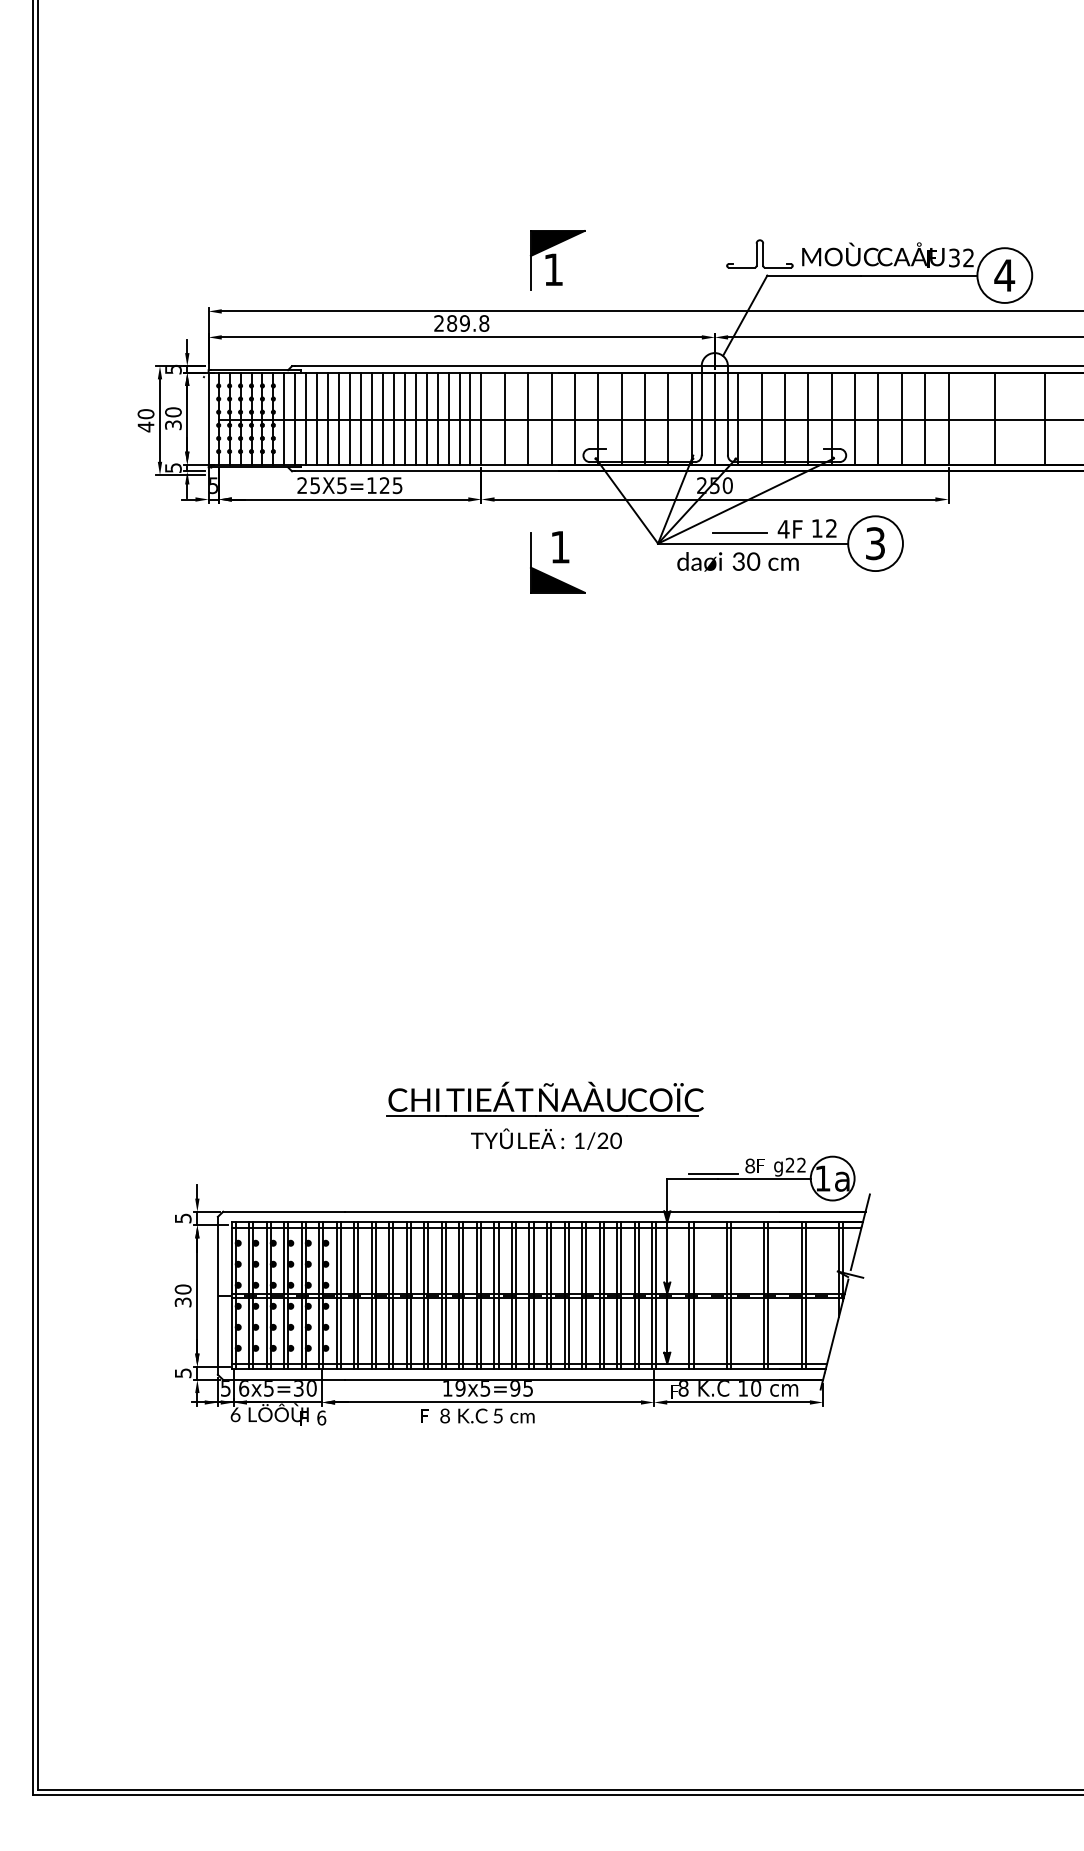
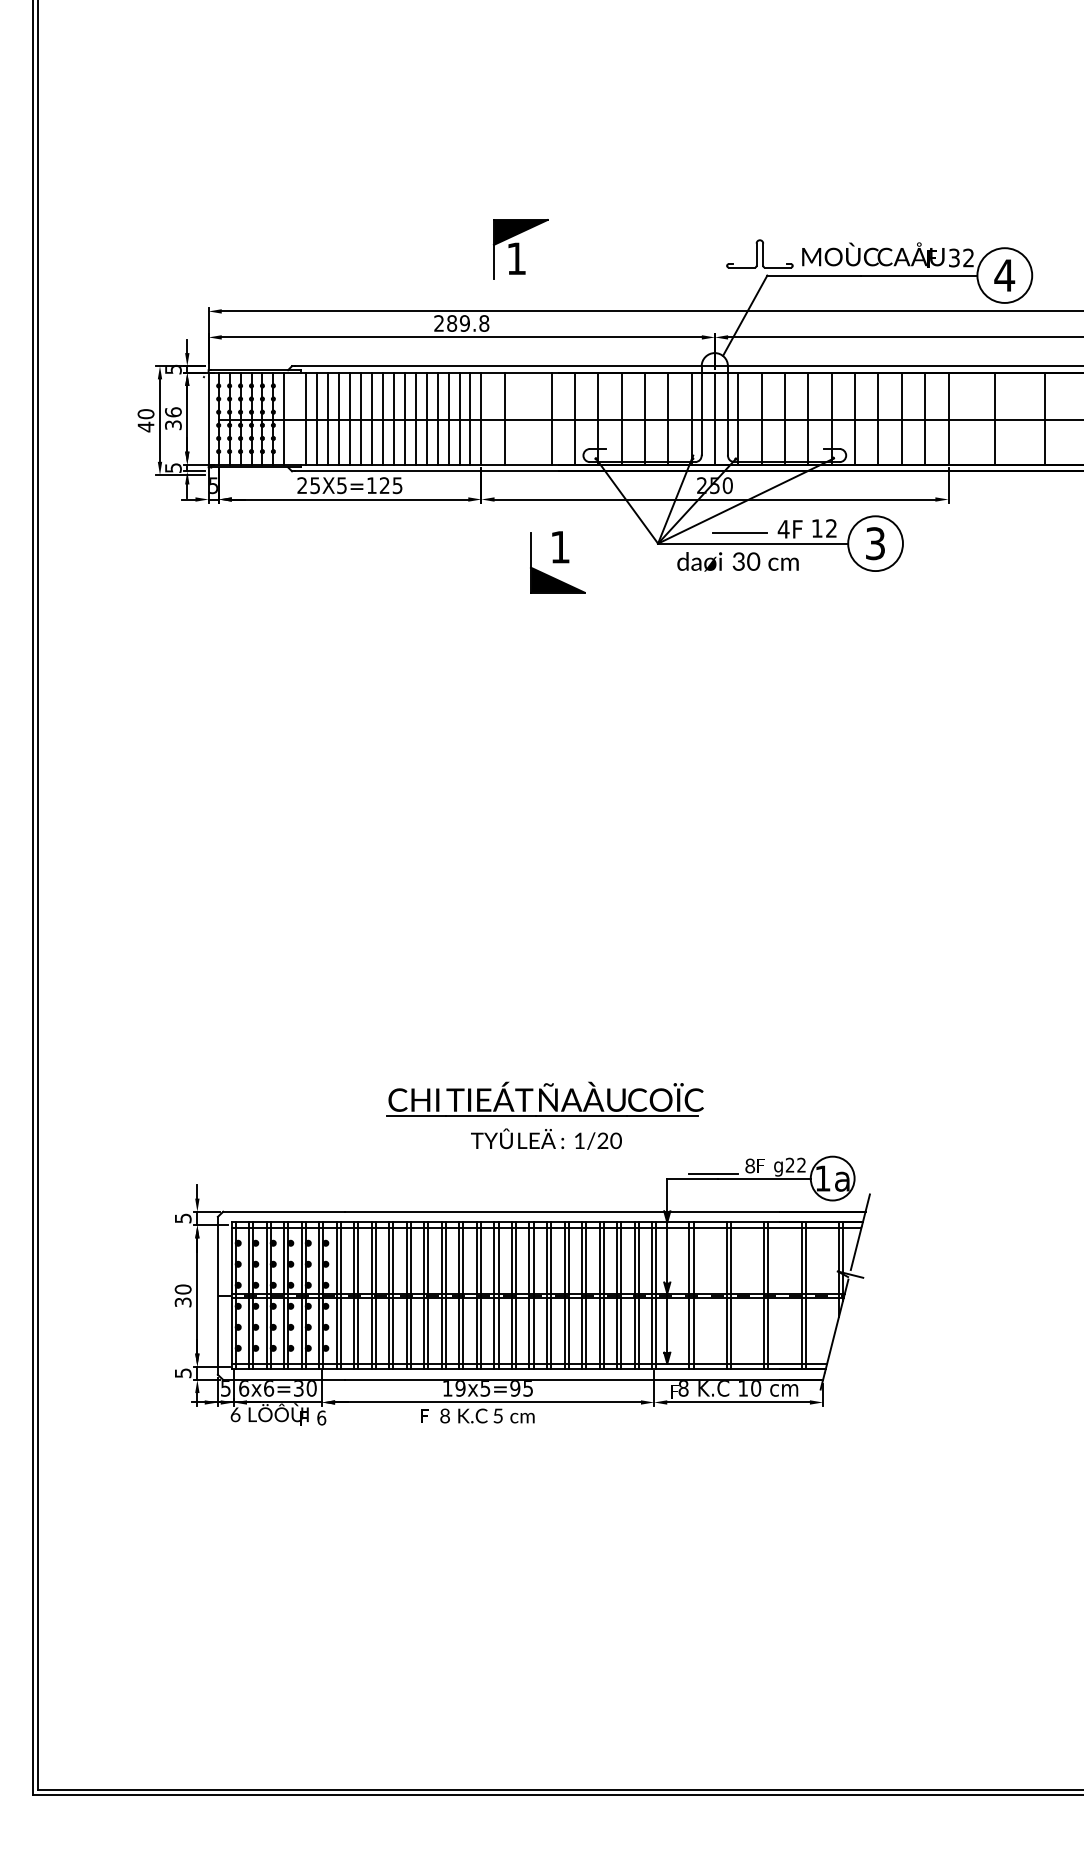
part position: (557, 260) -> (520, 249) (520, 249)
text: 30 -> 36 (173, 412)
line: present -> none (295, 418)
line: present -> none (528, 418)
text: 6x5=30 -> 6x6=30 (269, 1388)
